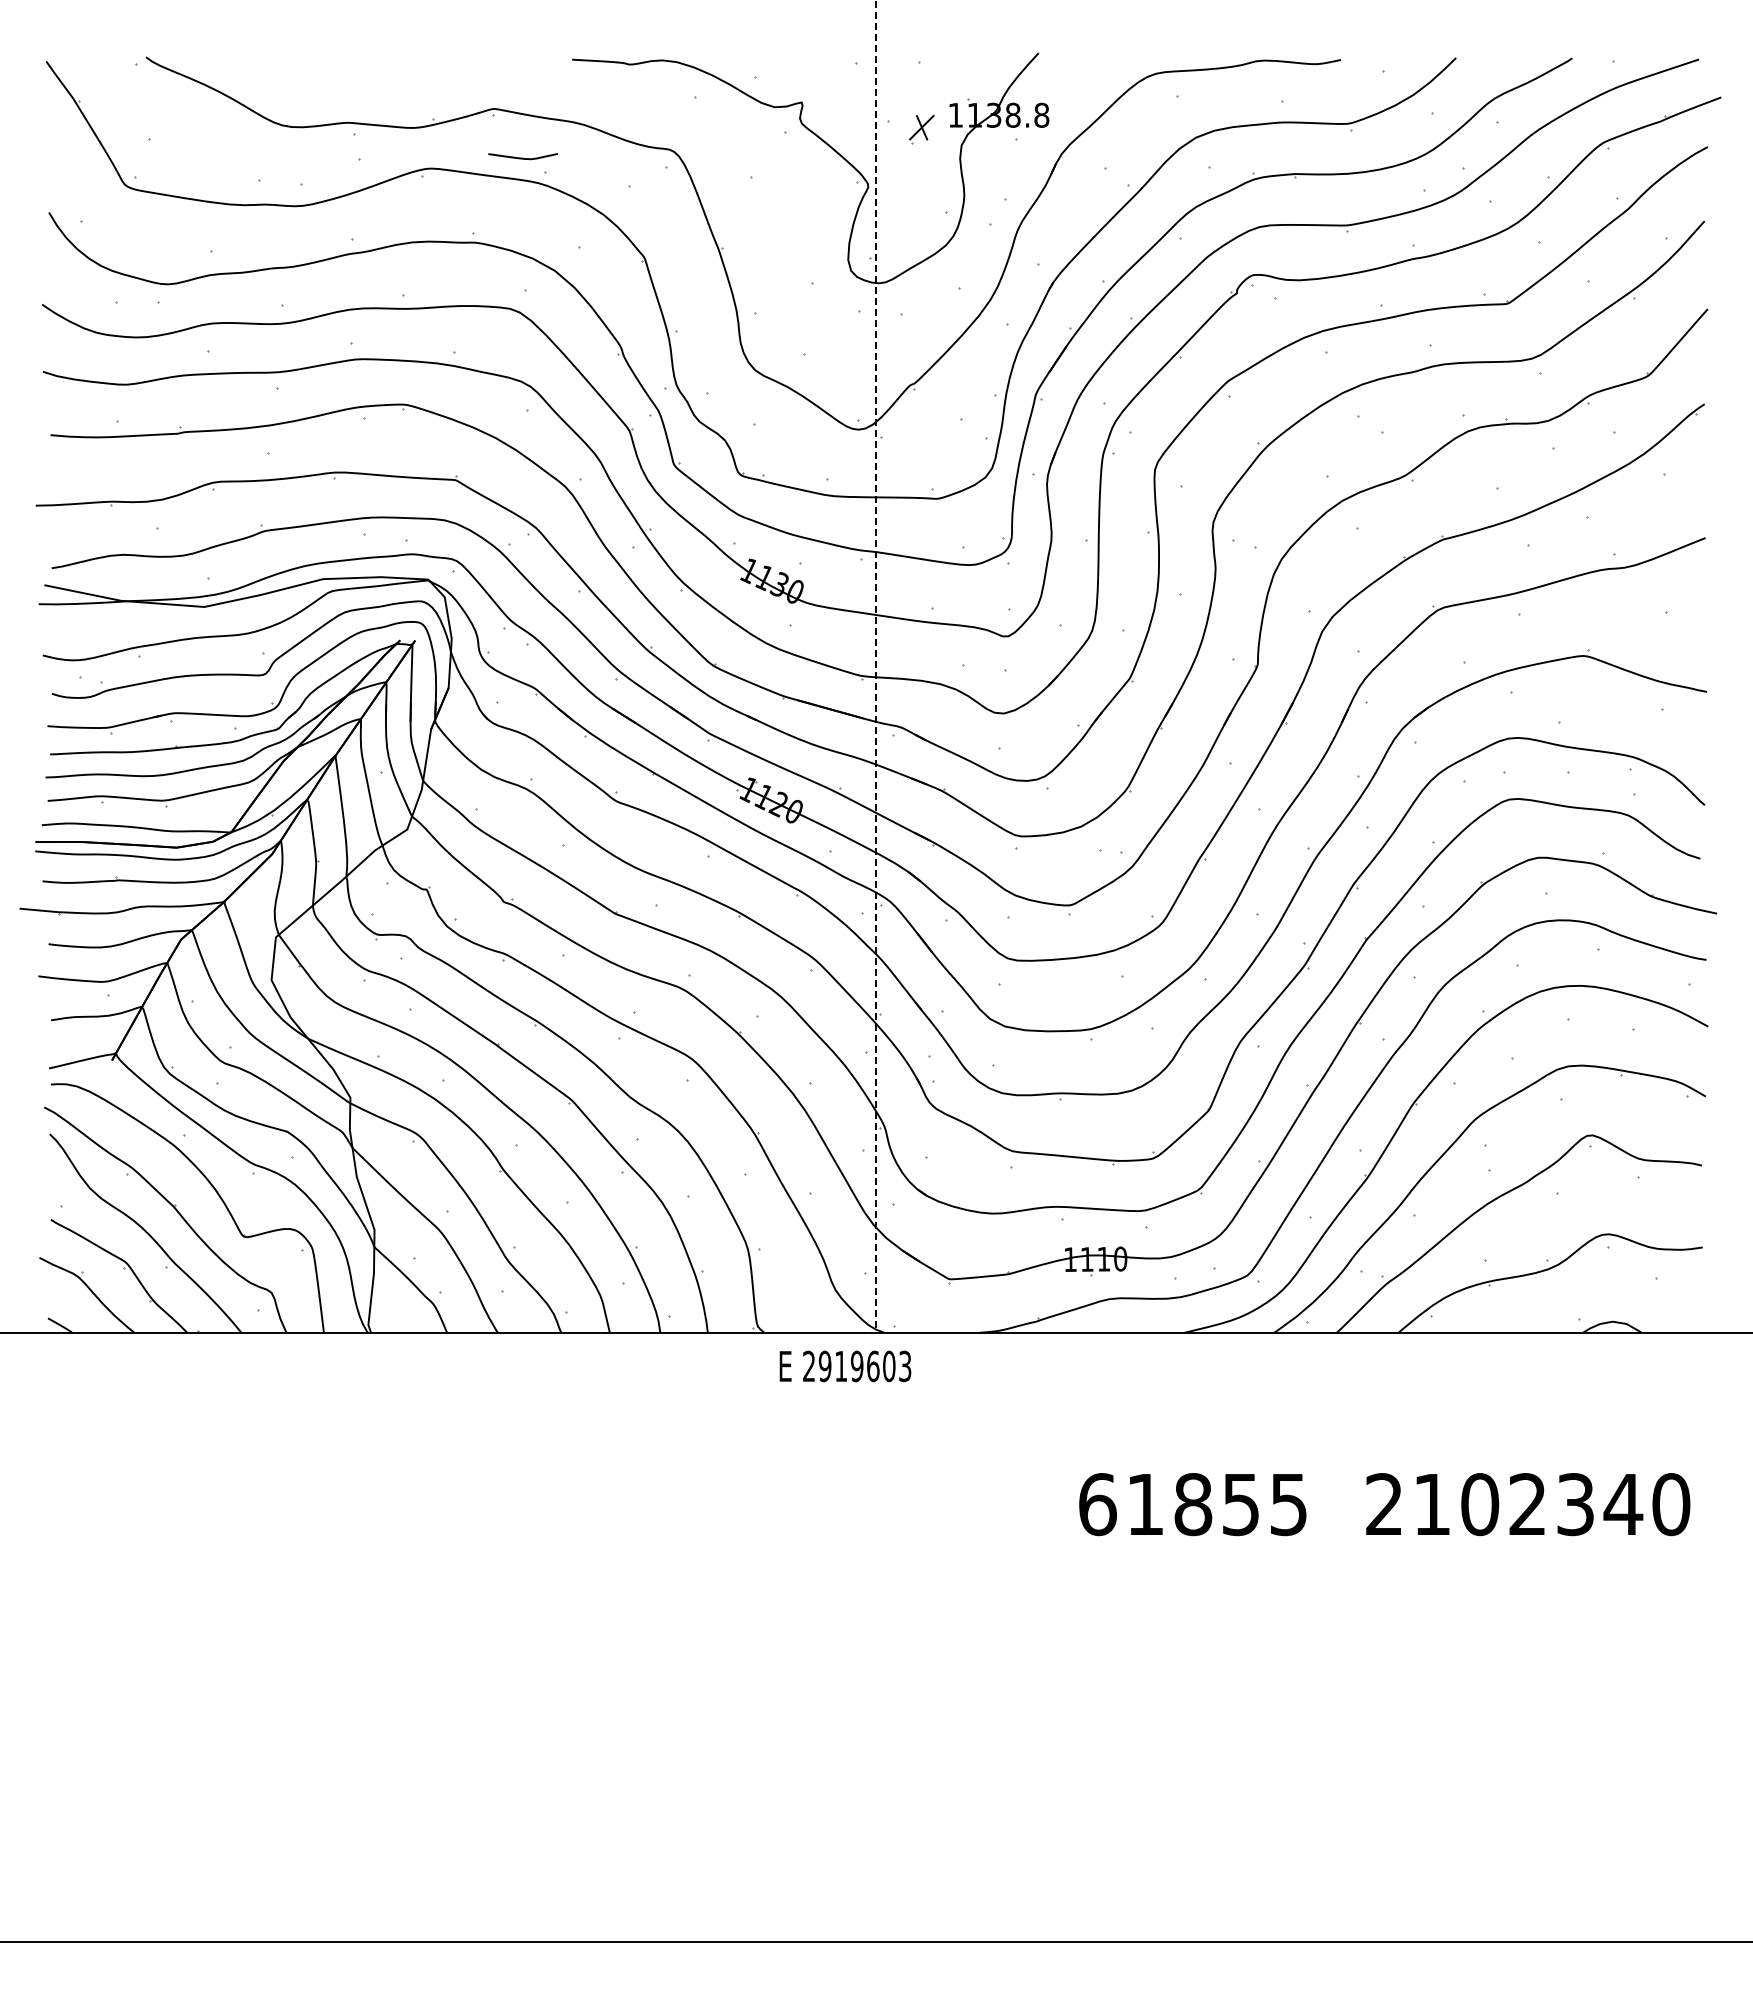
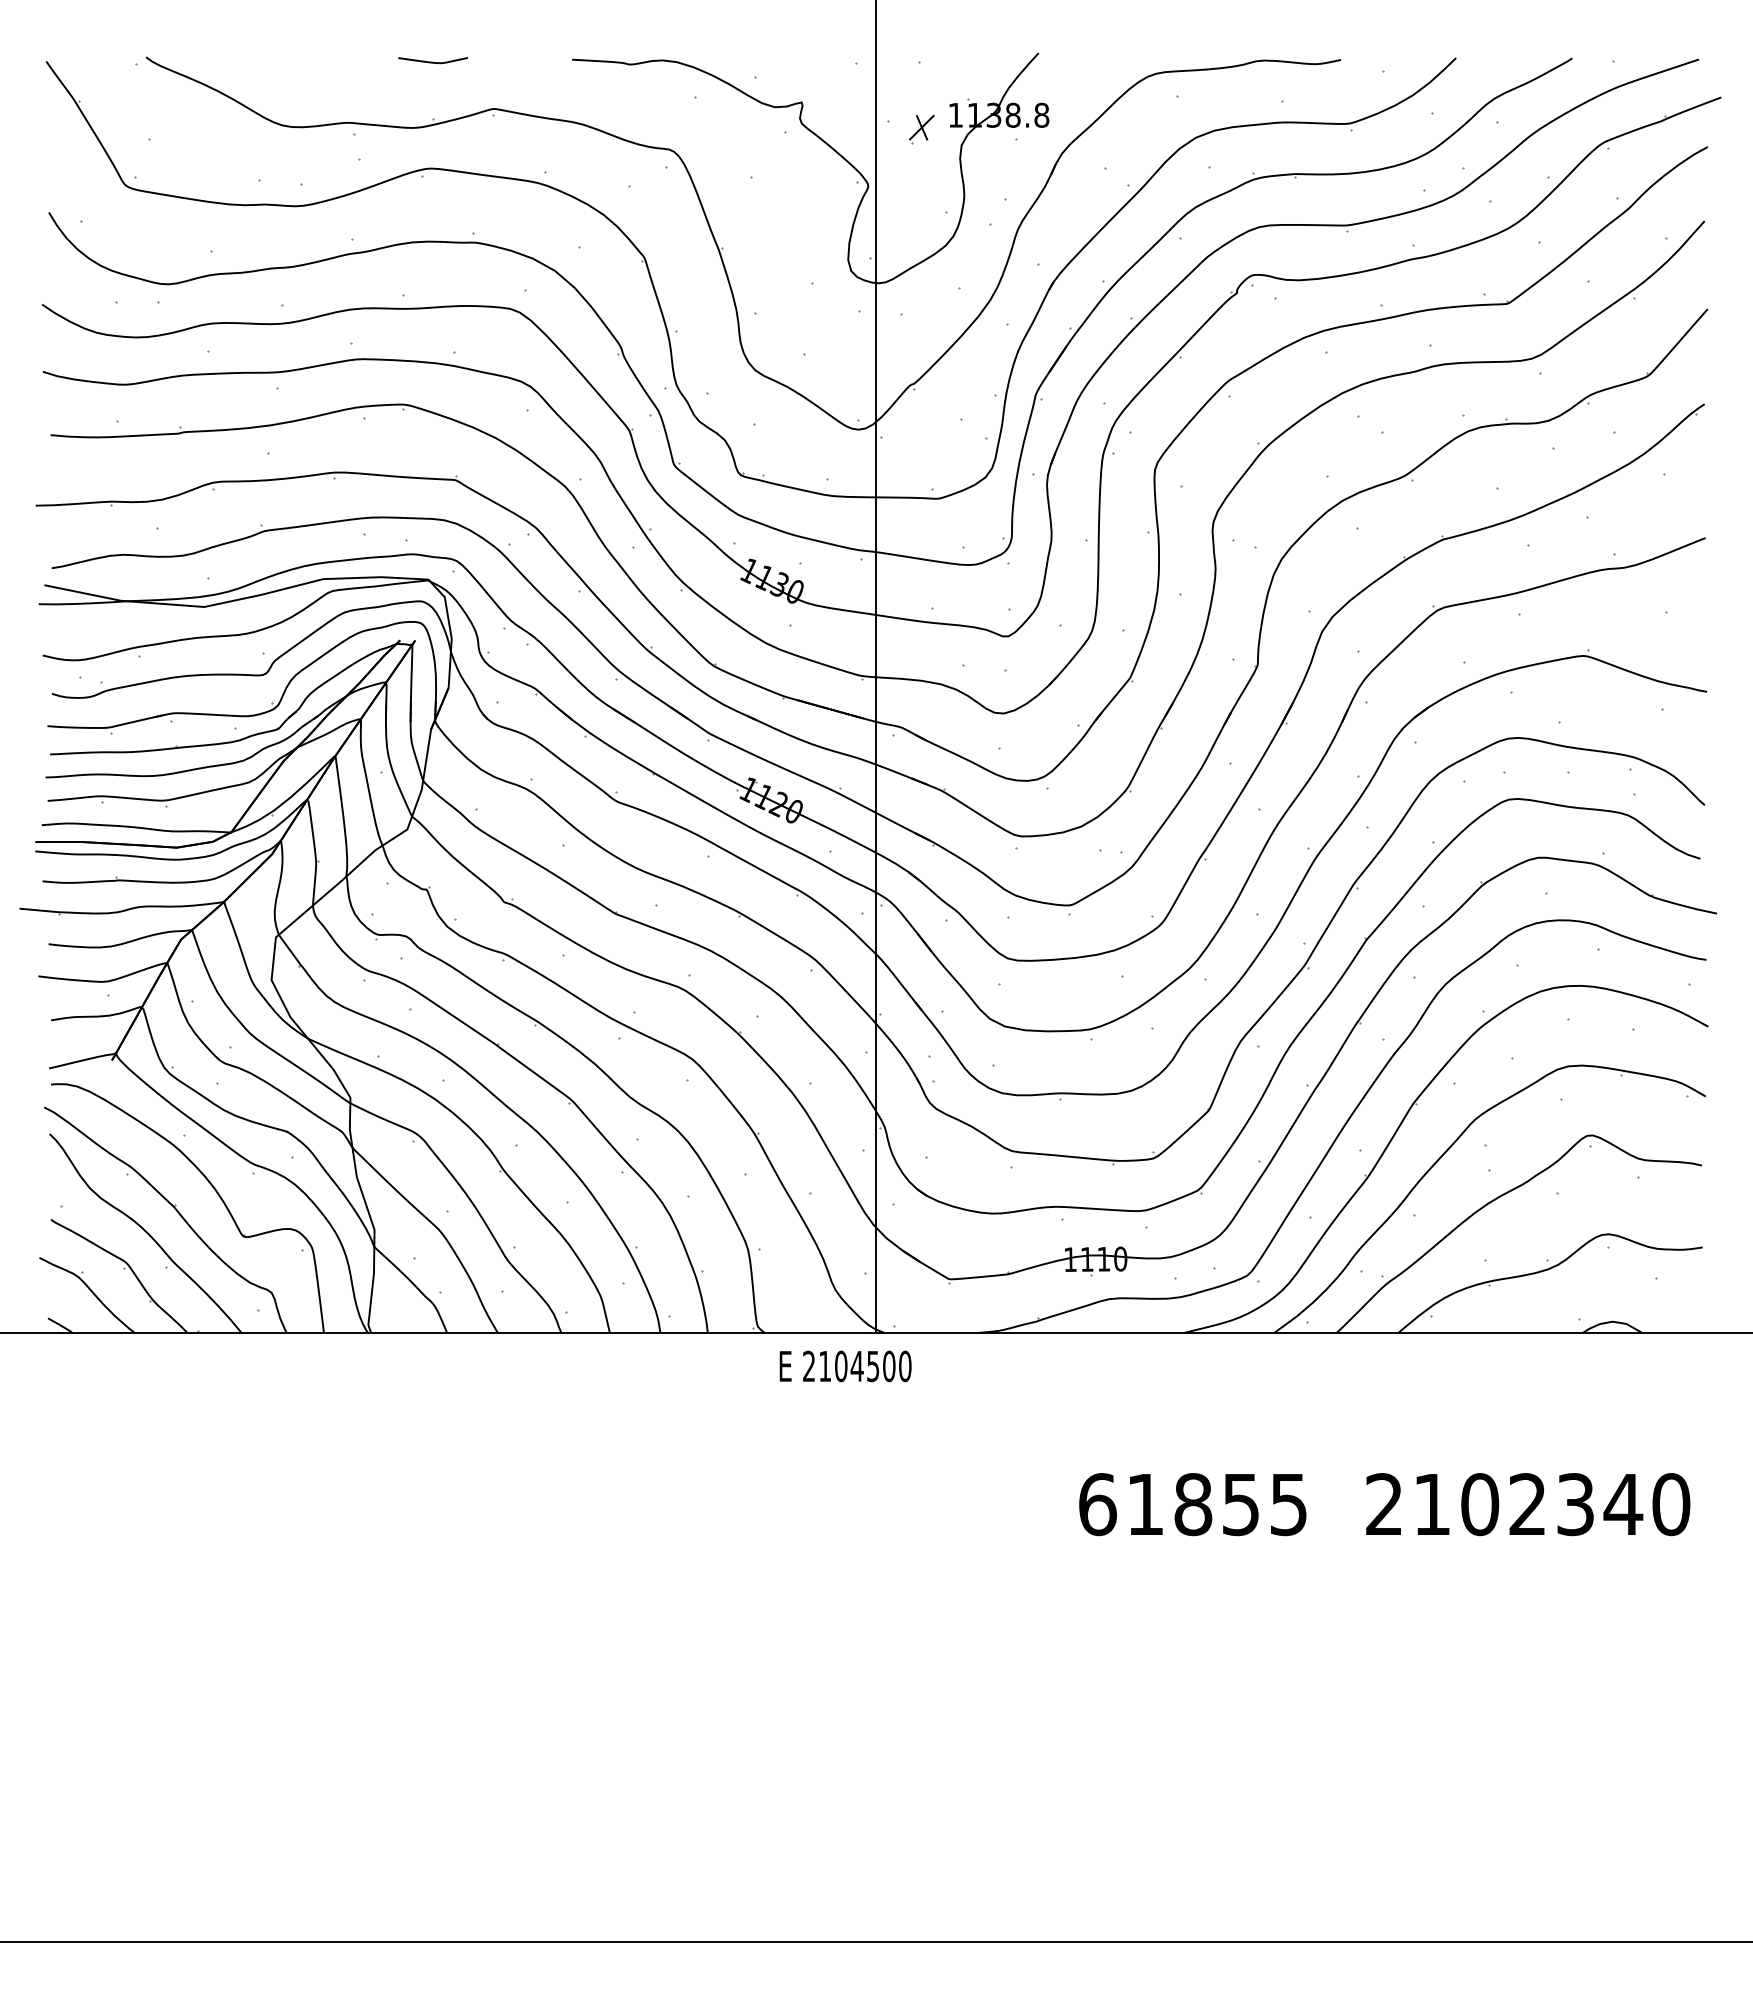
curve position: (522, 157) -> (432, 61) (432, 61)
line: dashed -> solid (876, 666)
text: 2919603 -> 2104500 (864, 1366)
